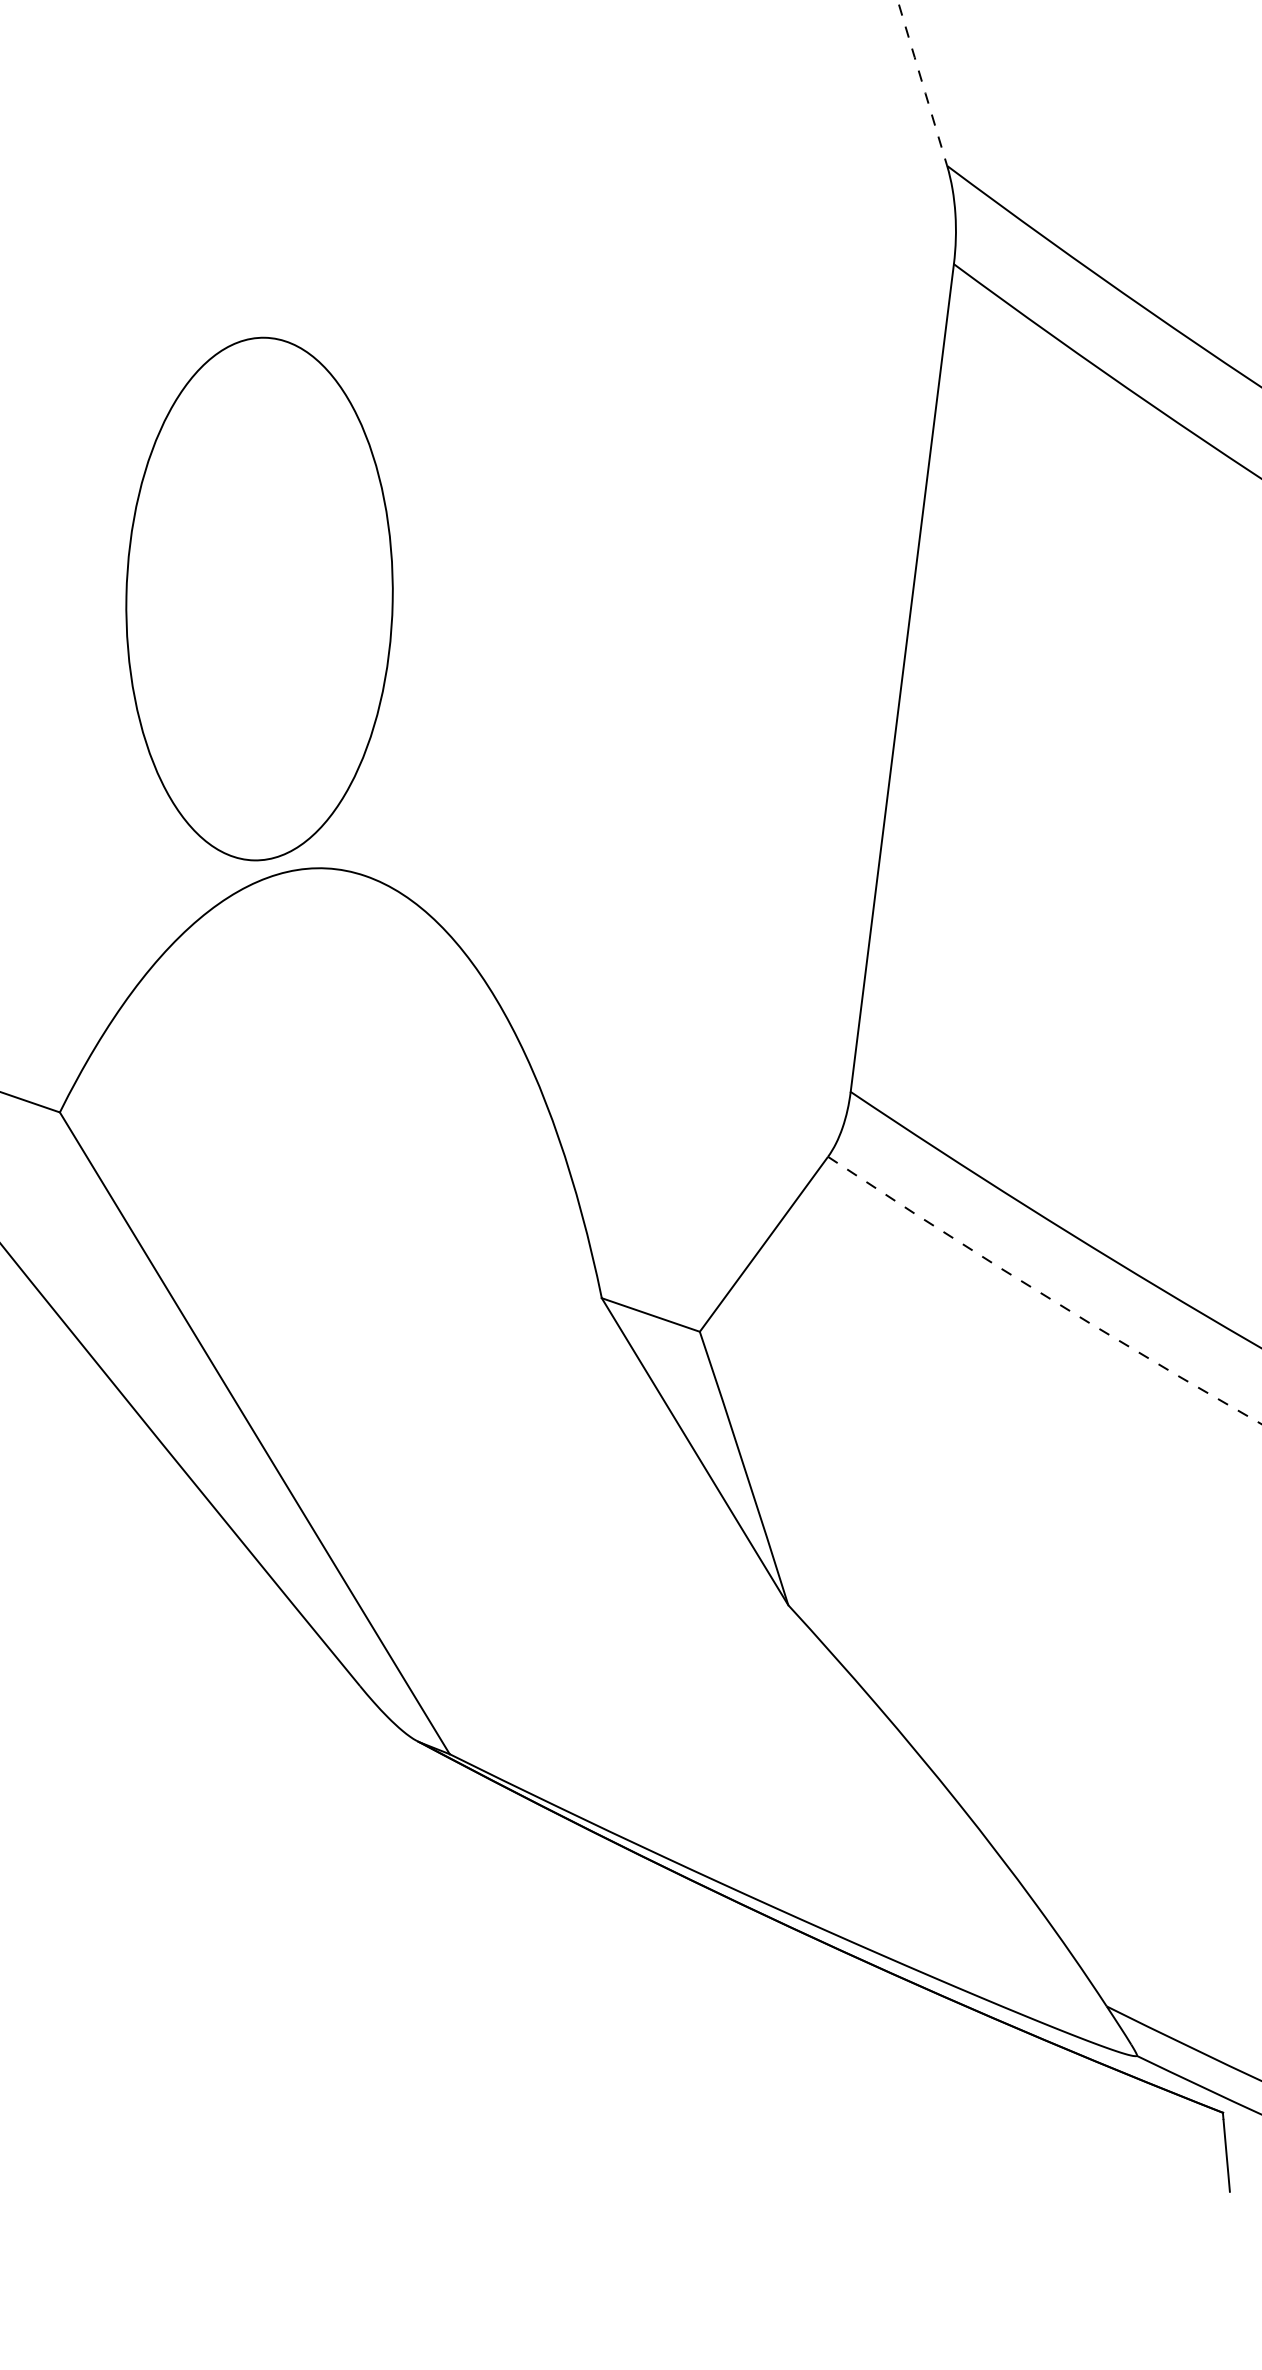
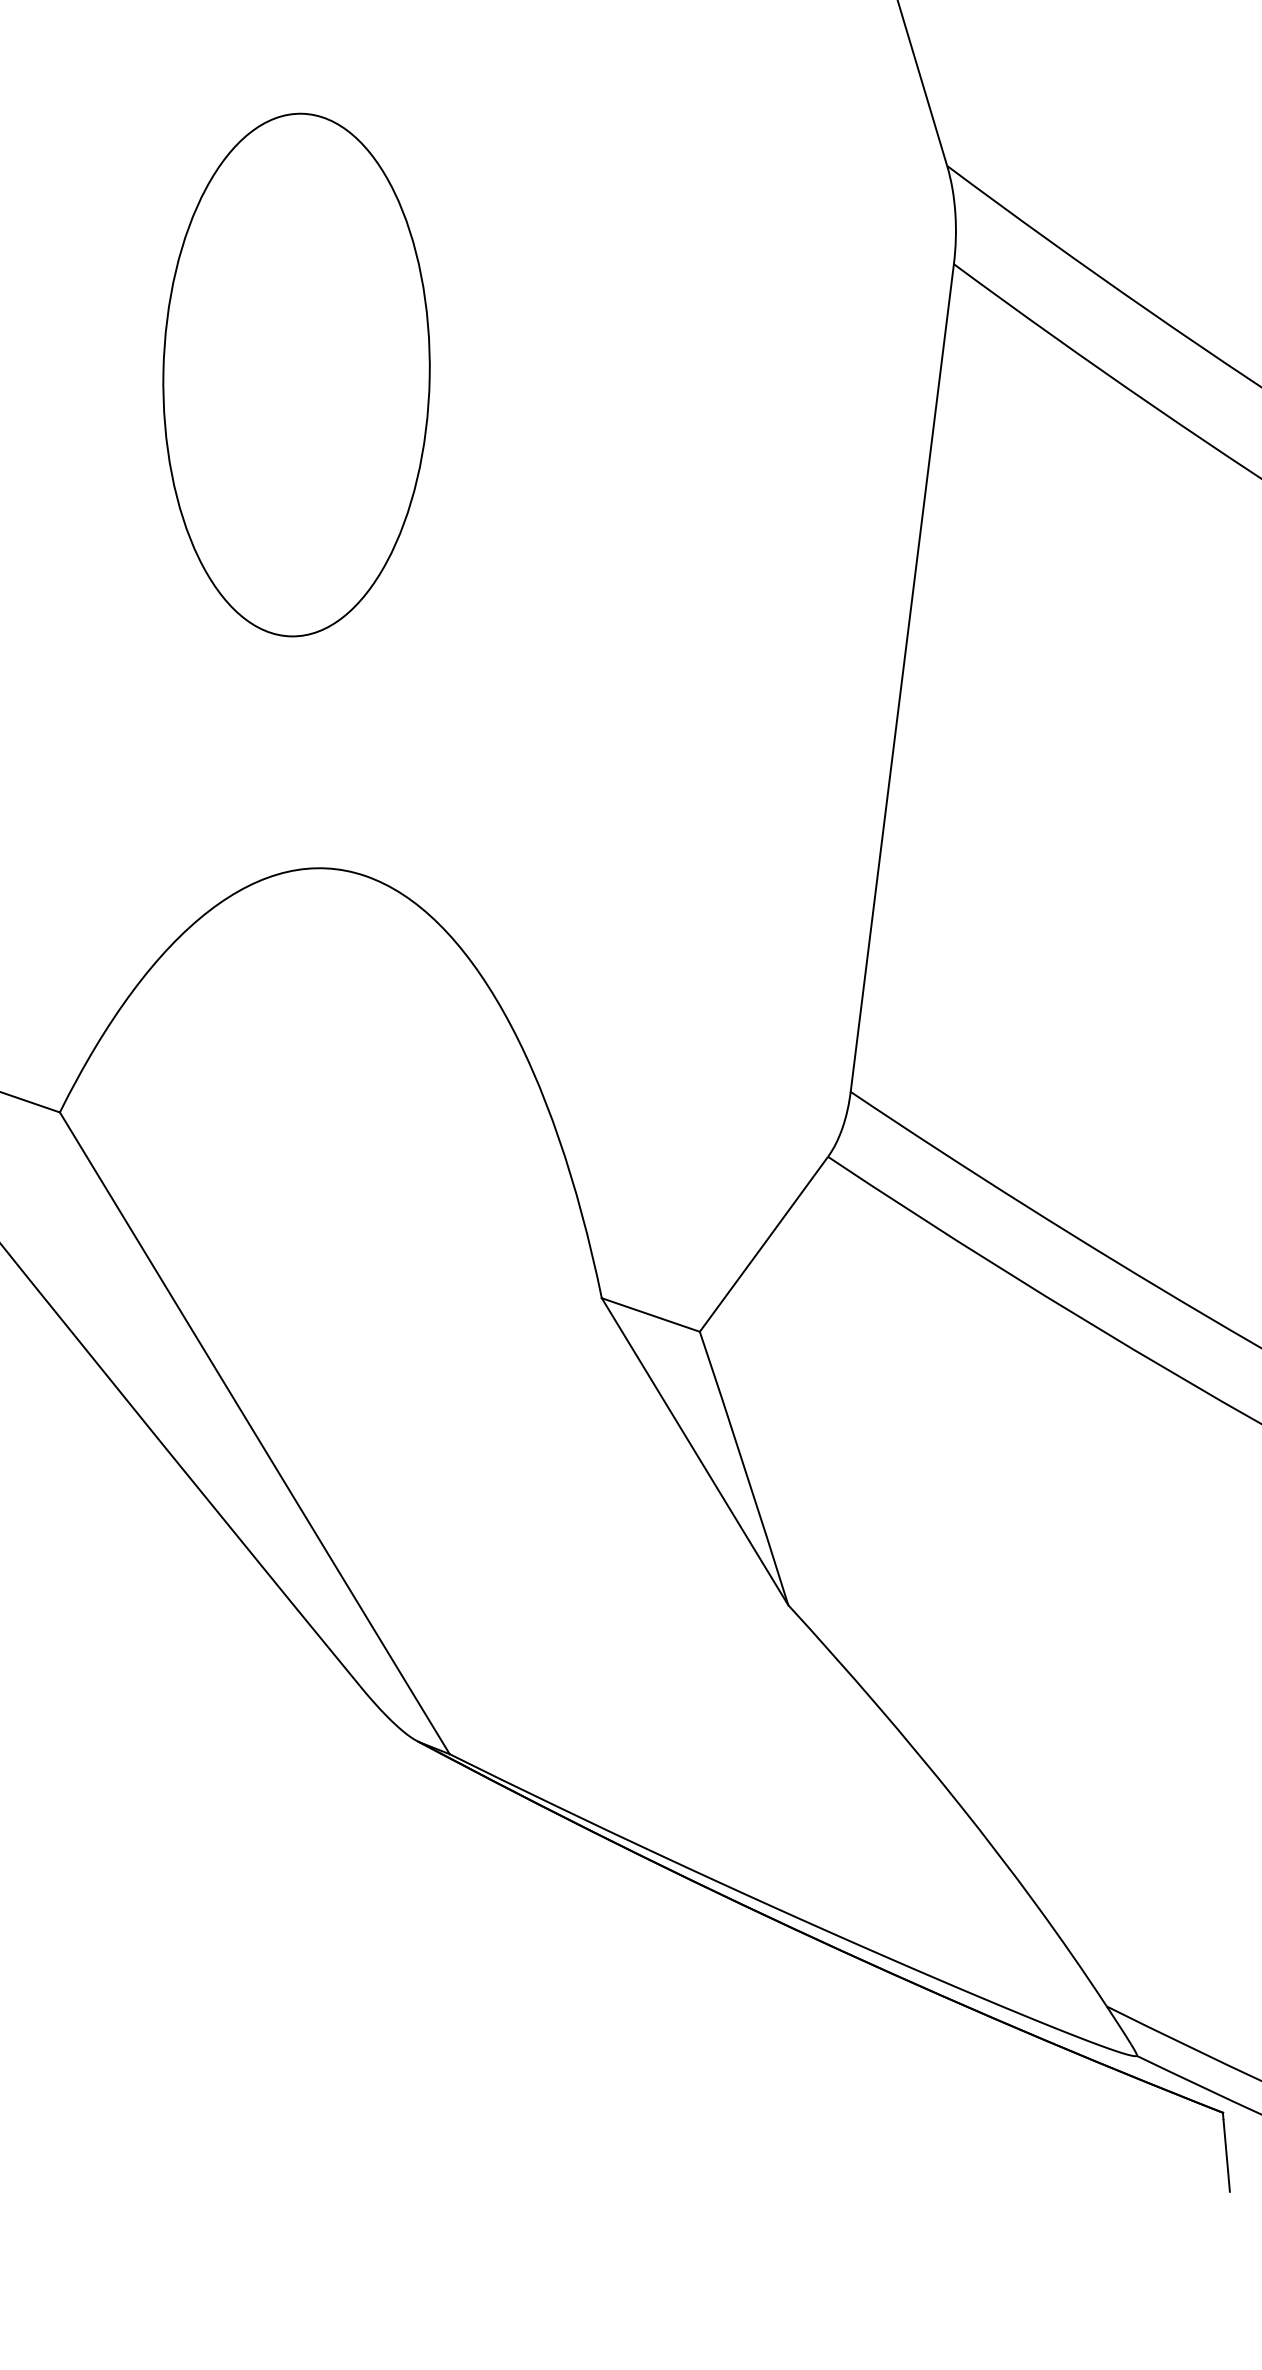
arc: dashed -> solid (922, 83)
part position: (259, 598) -> (296, 374) (296, 374)
arc: dashed -> solid (1043, 1294)
